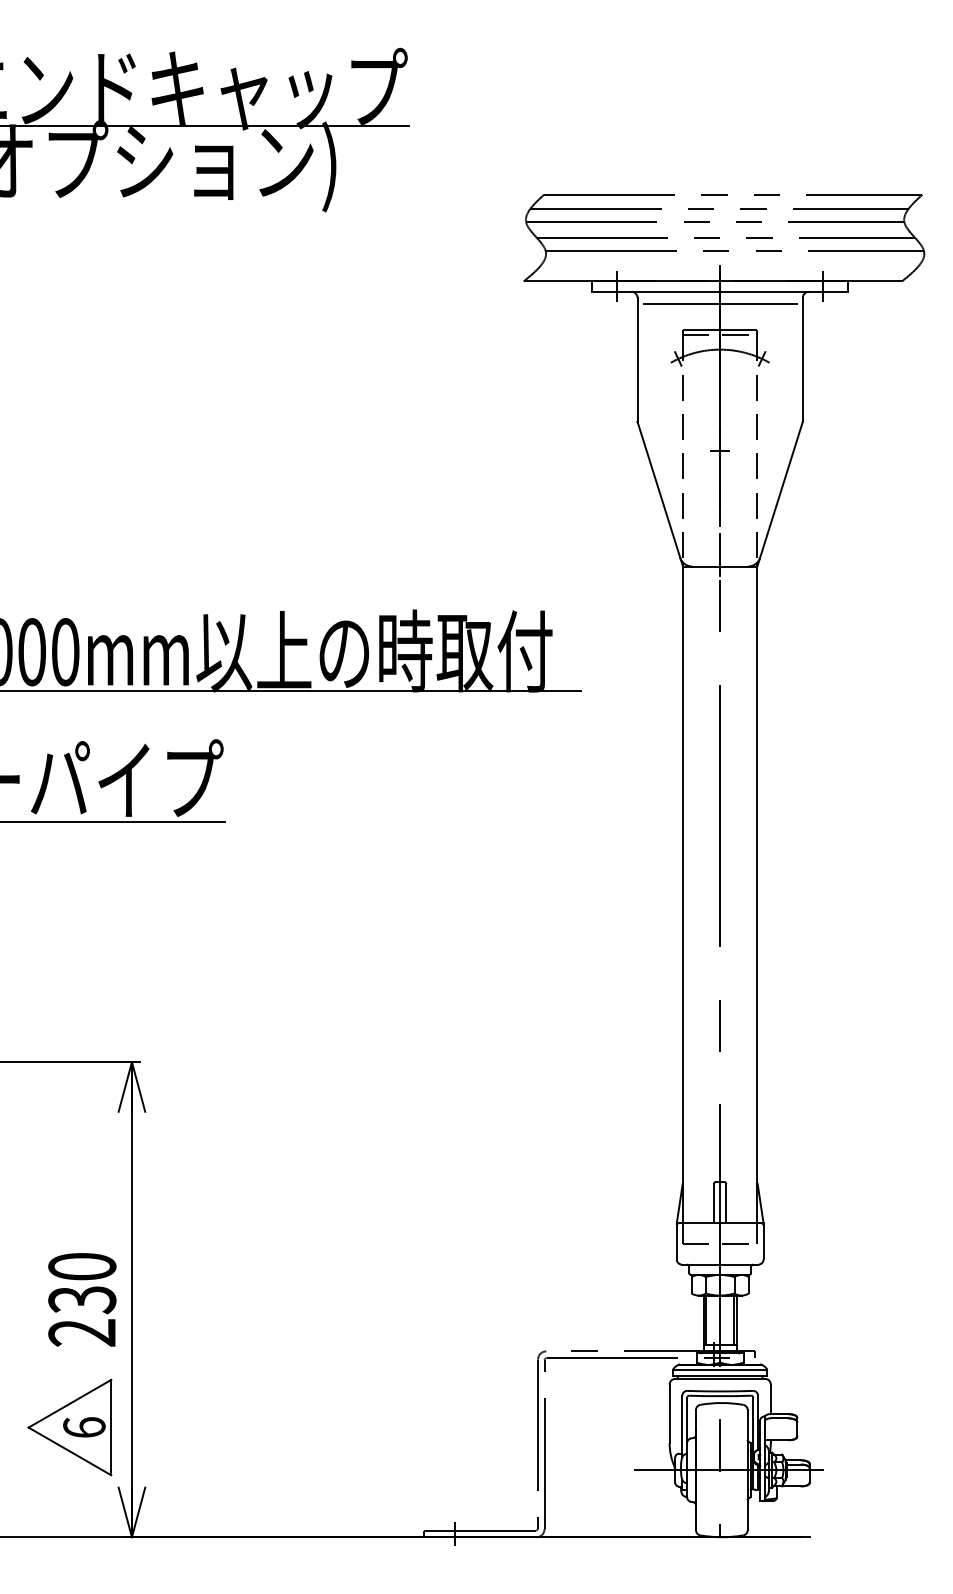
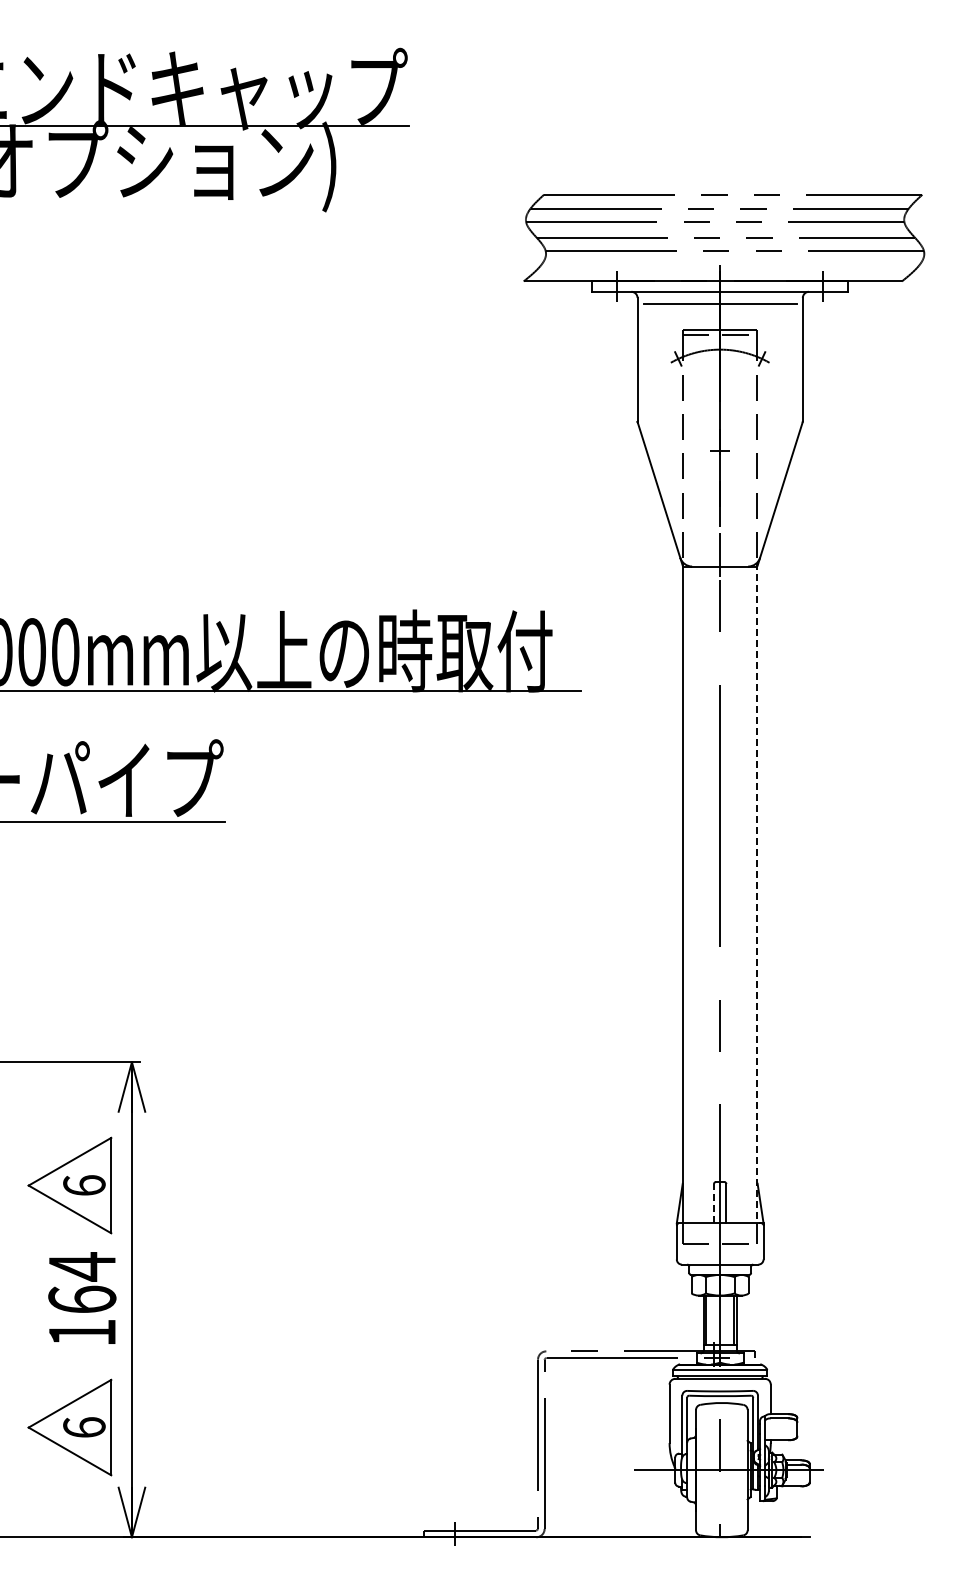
line: solid -> dashed (757, 893)
part: none -> present (69, 1185)
line: solid -> dashed (713, 1203)
text: 230 -> 164 (82, 1299)
